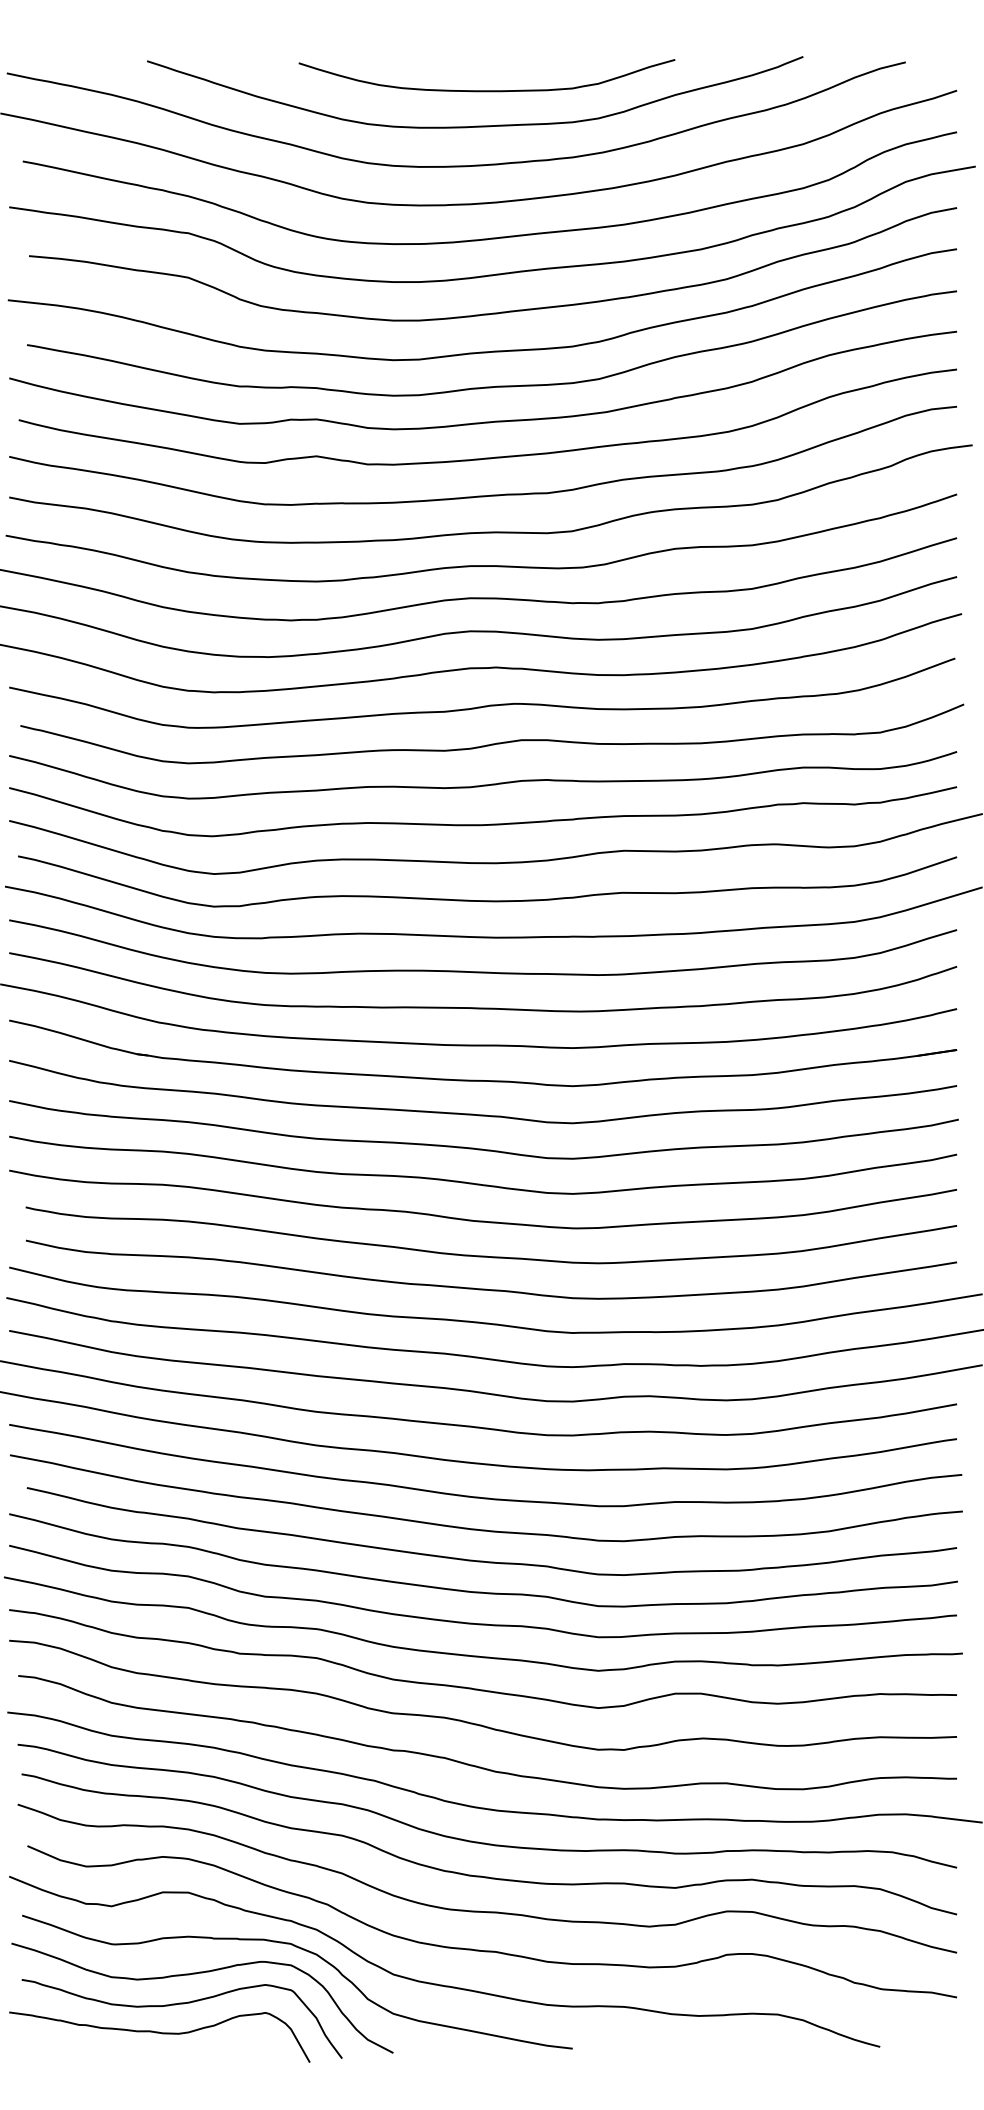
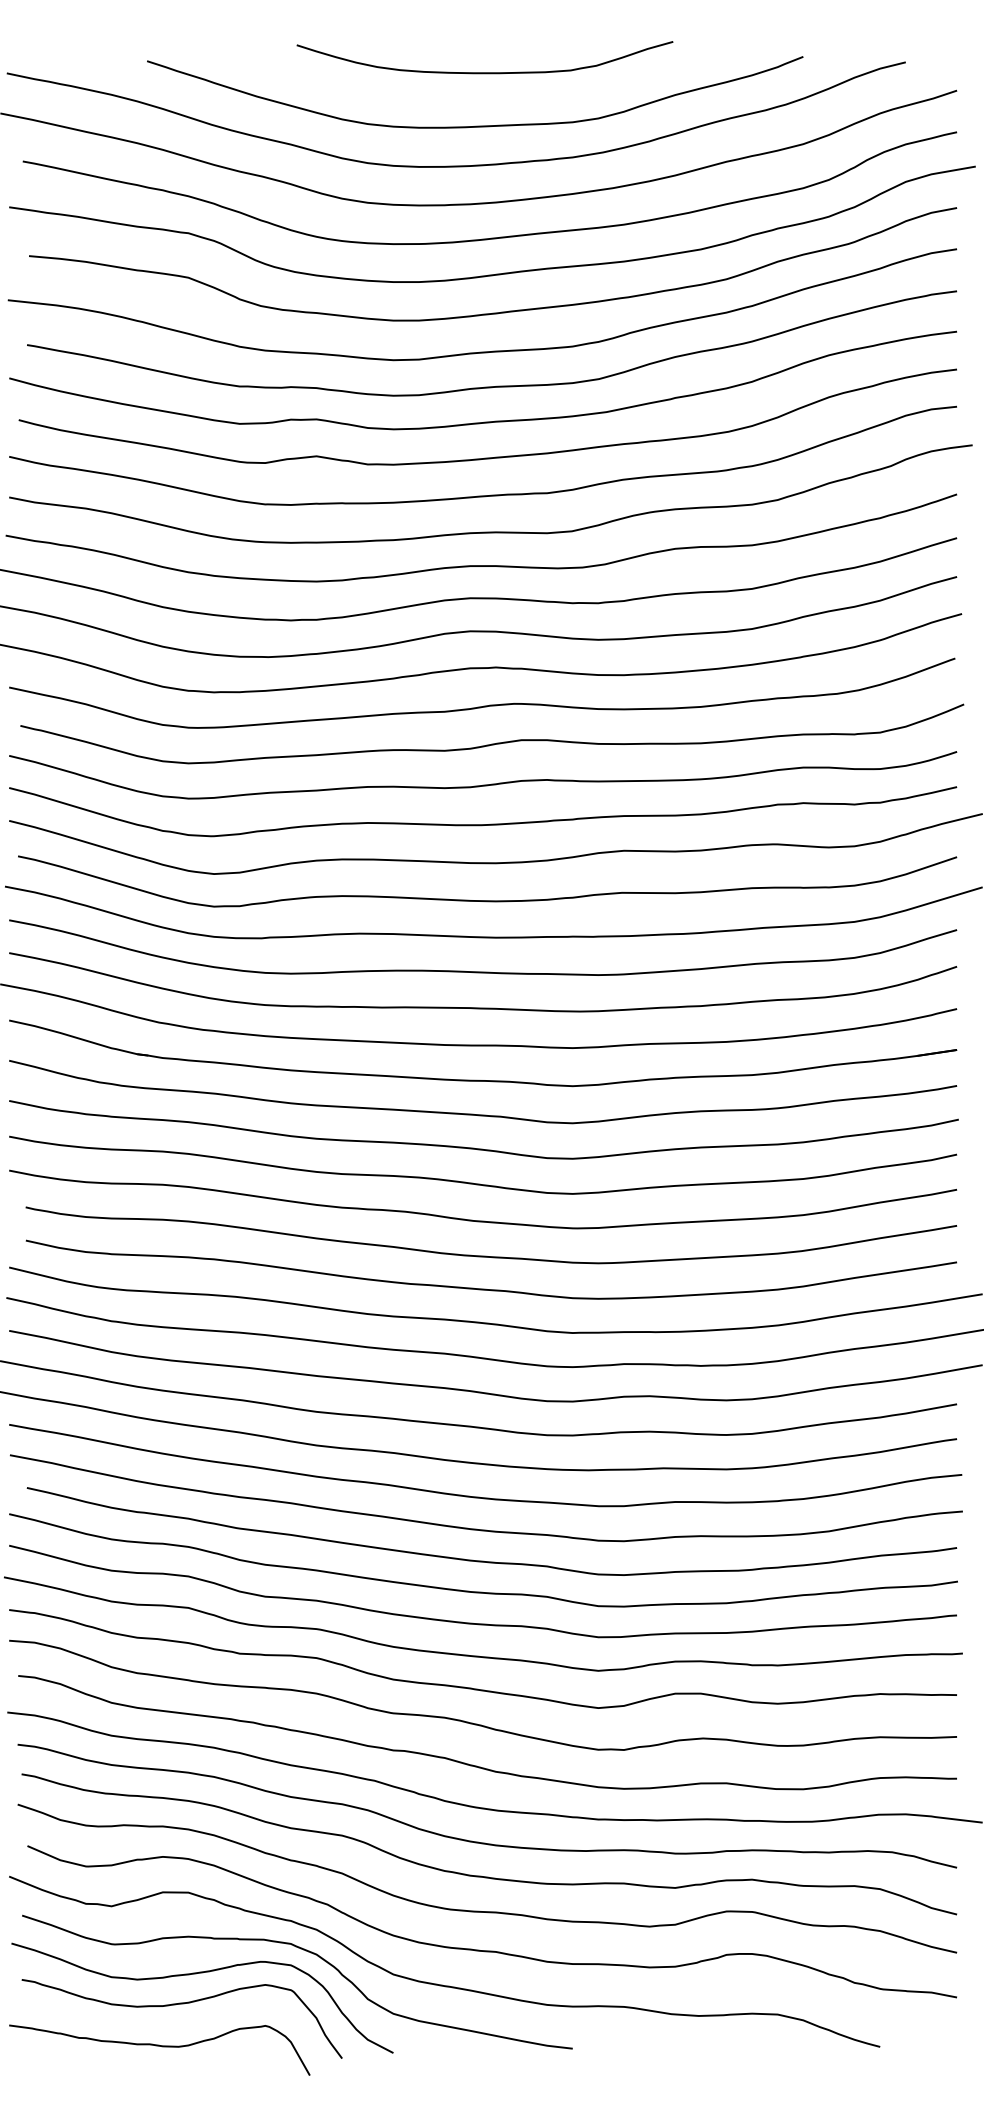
curve position: (486, 90) -> (484, 72) (484, 72)
curve position: (159, 2033) -> (159, 2046) (159, 2046)
